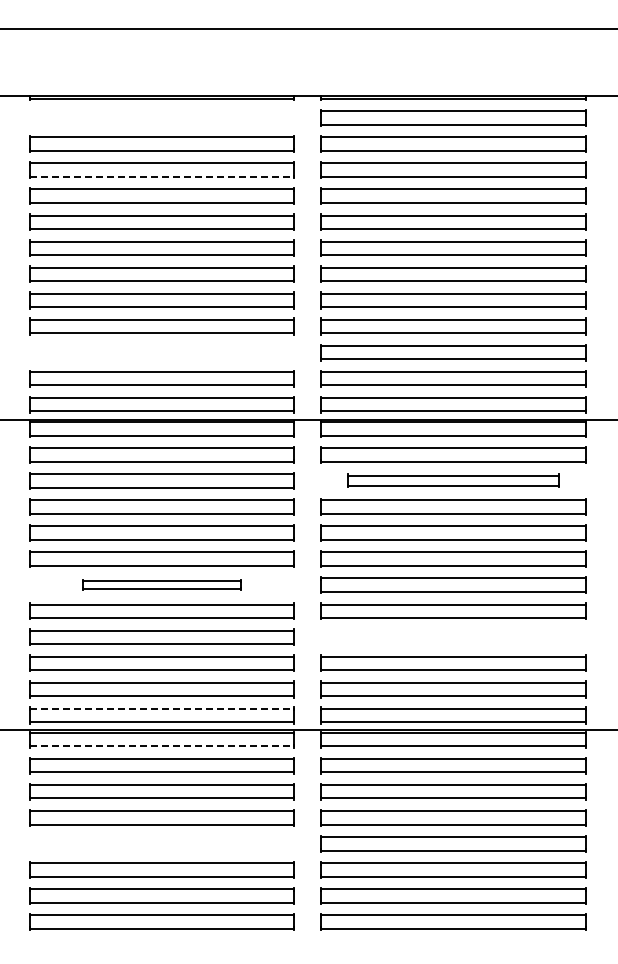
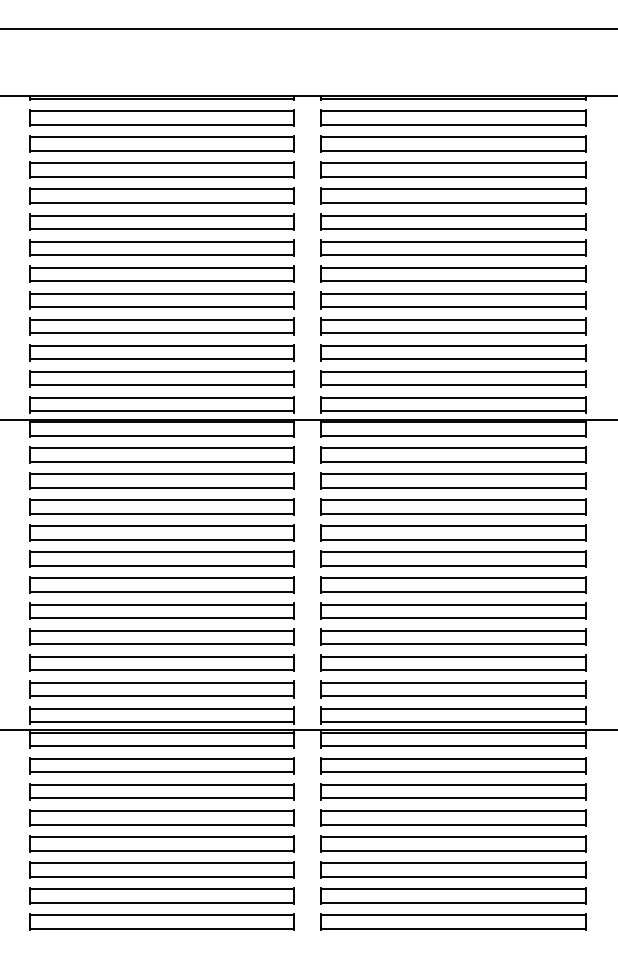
part: none -> present (161, 117)
line: dashed -> solid (162, 176)
part: none -> present (161, 352)
part size: 213x15 px -> 267x18 px (453, 480)
part size: 160x12 px -> 266x18 px (161, 584)
part: none -> present (453, 636)
line: dashed -> solid (162, 708)
line: dashed -> solid (162, 746)
part: none -> present (161, 843)
